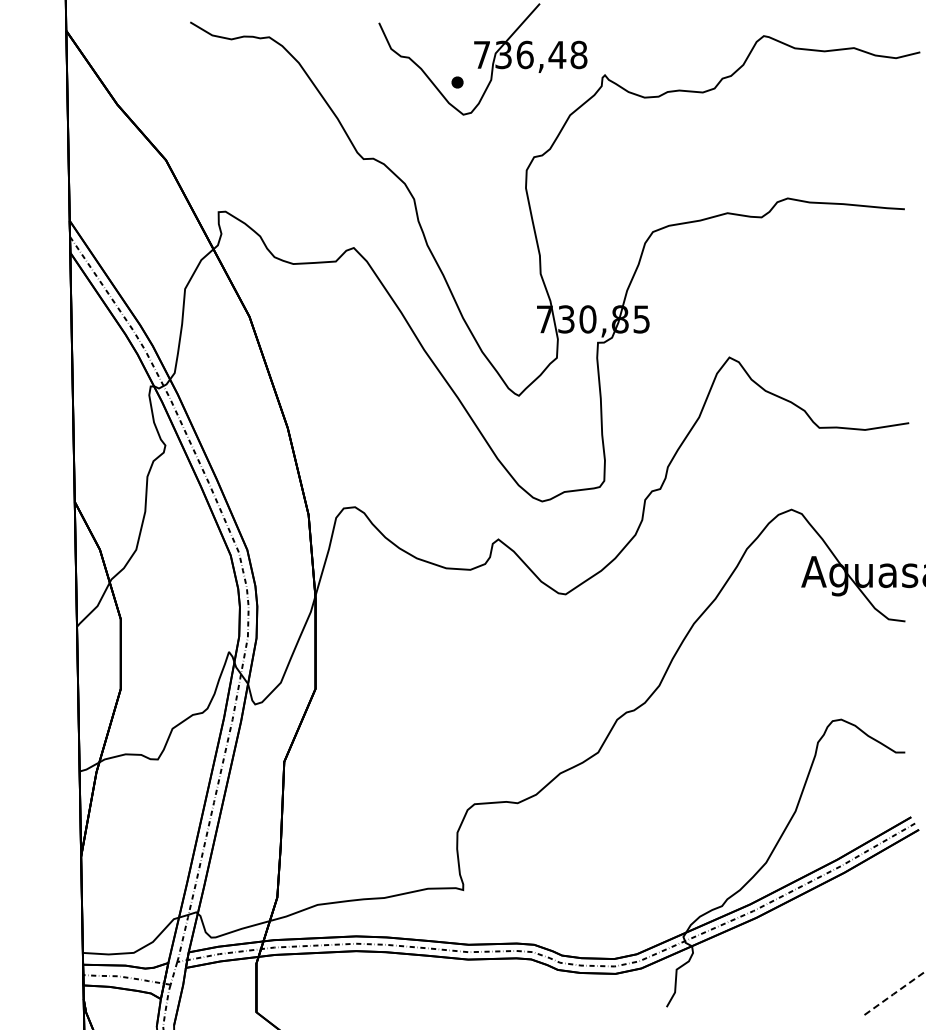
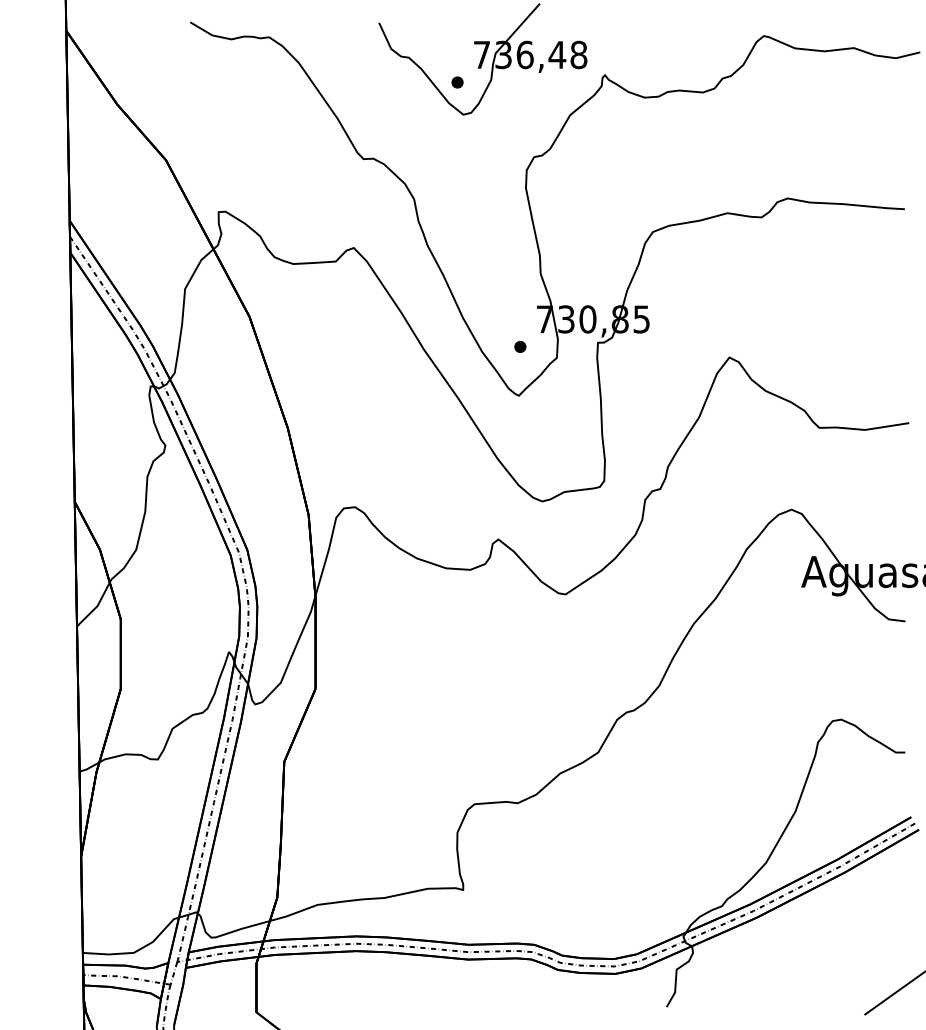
part: none -> present (520, 346)
line: dashed -> solid (894, 993)
